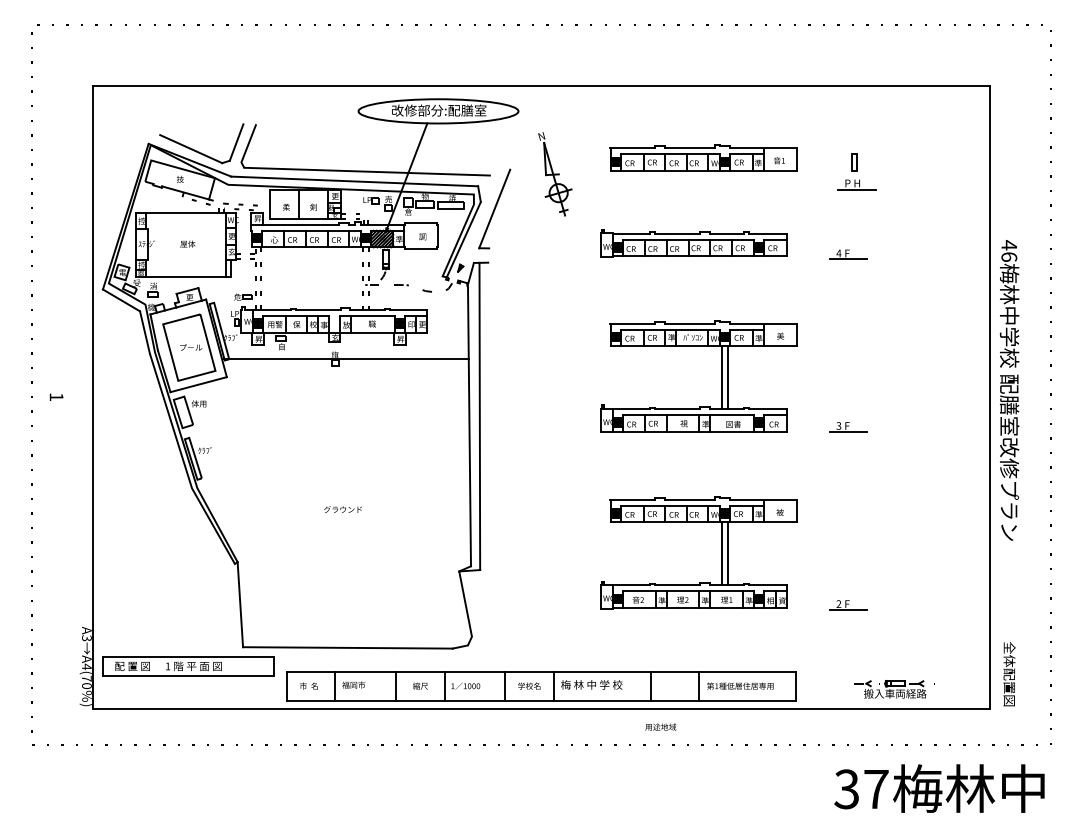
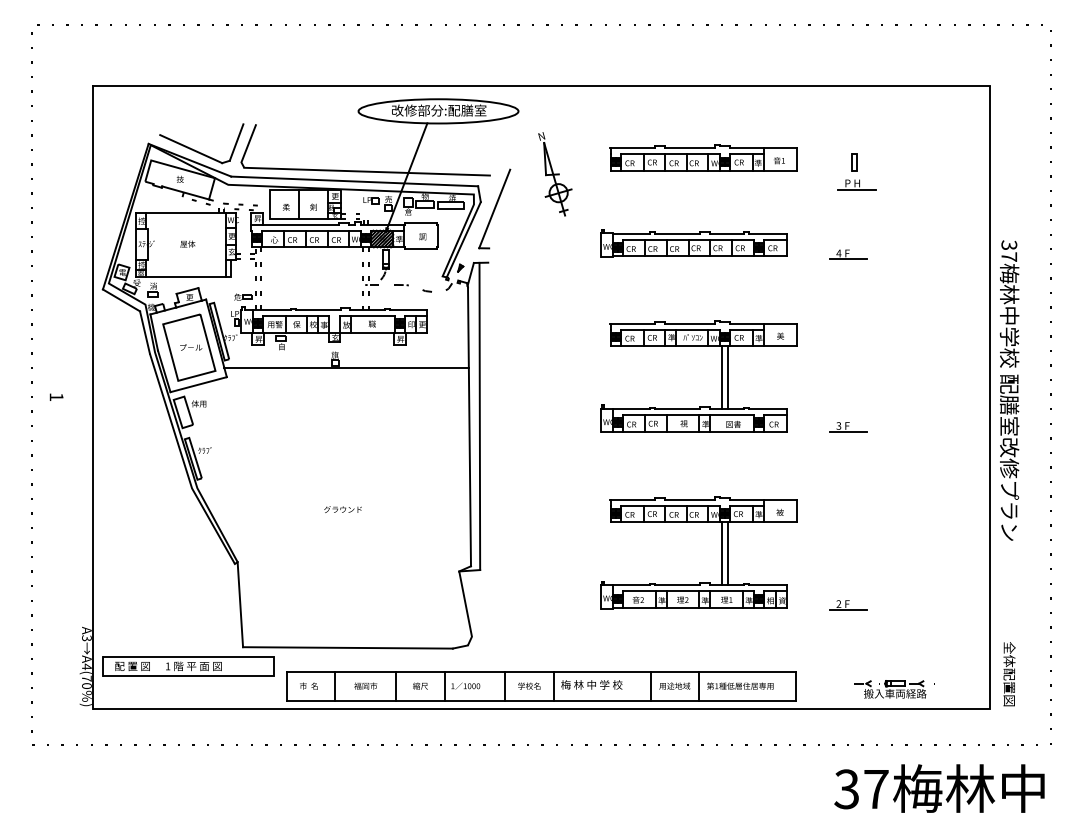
text: 46 -> 37 (1009, 250)
line position: (346, 359) -> (346, 368) (346, 368)
text position: (353, 684) -> (365, 685) (365, 685)
text position: (660, 726) -> (674, 685) (674, 685)
